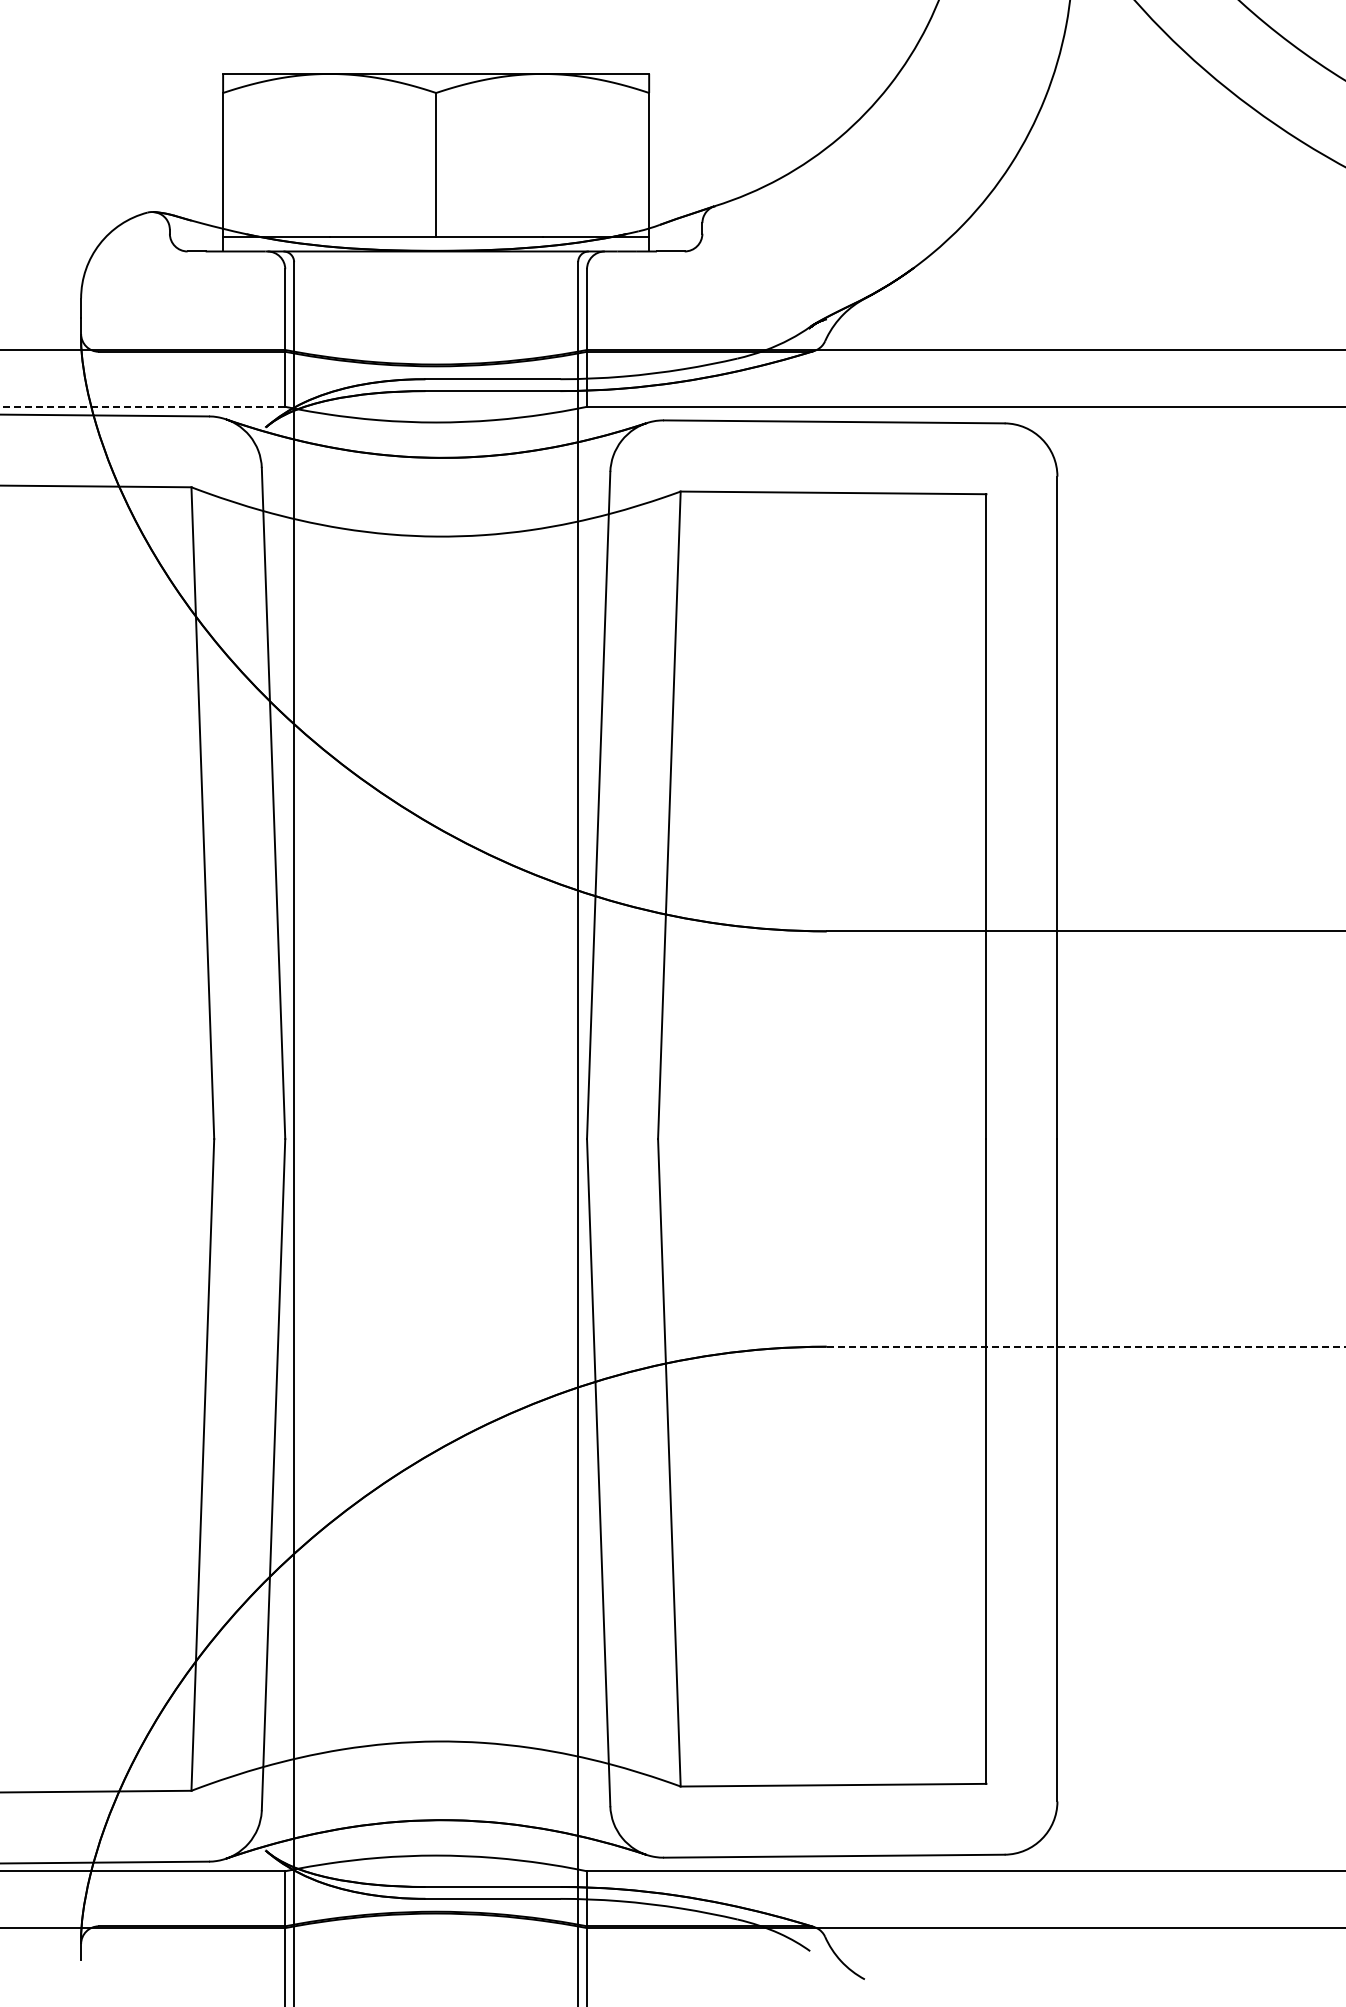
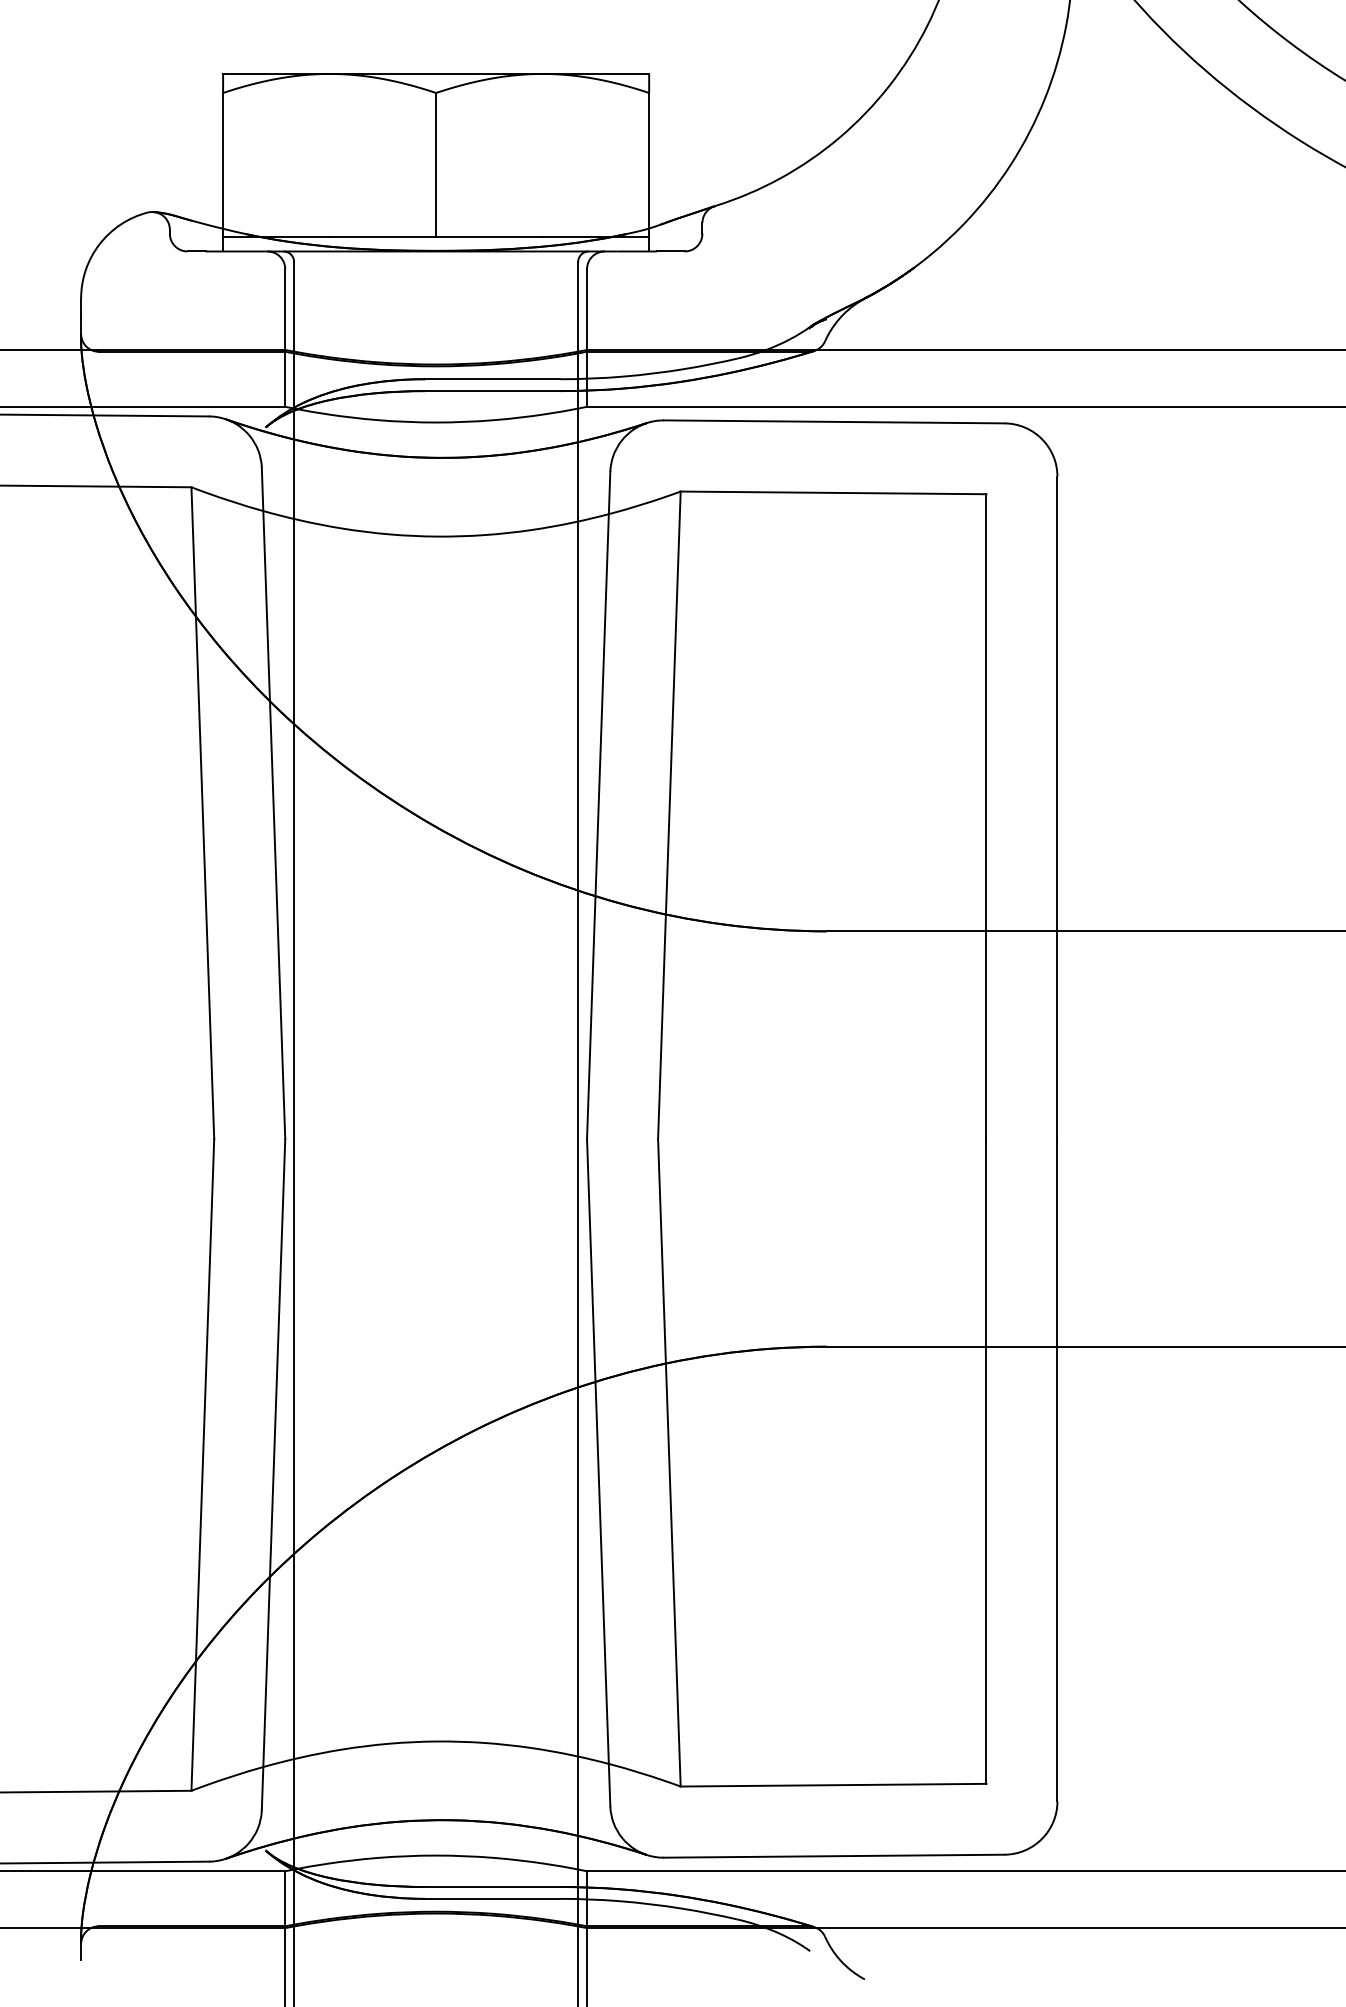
line: dashed -> solid (142, 406)
line: dashed -> solid (1086, 1346)
